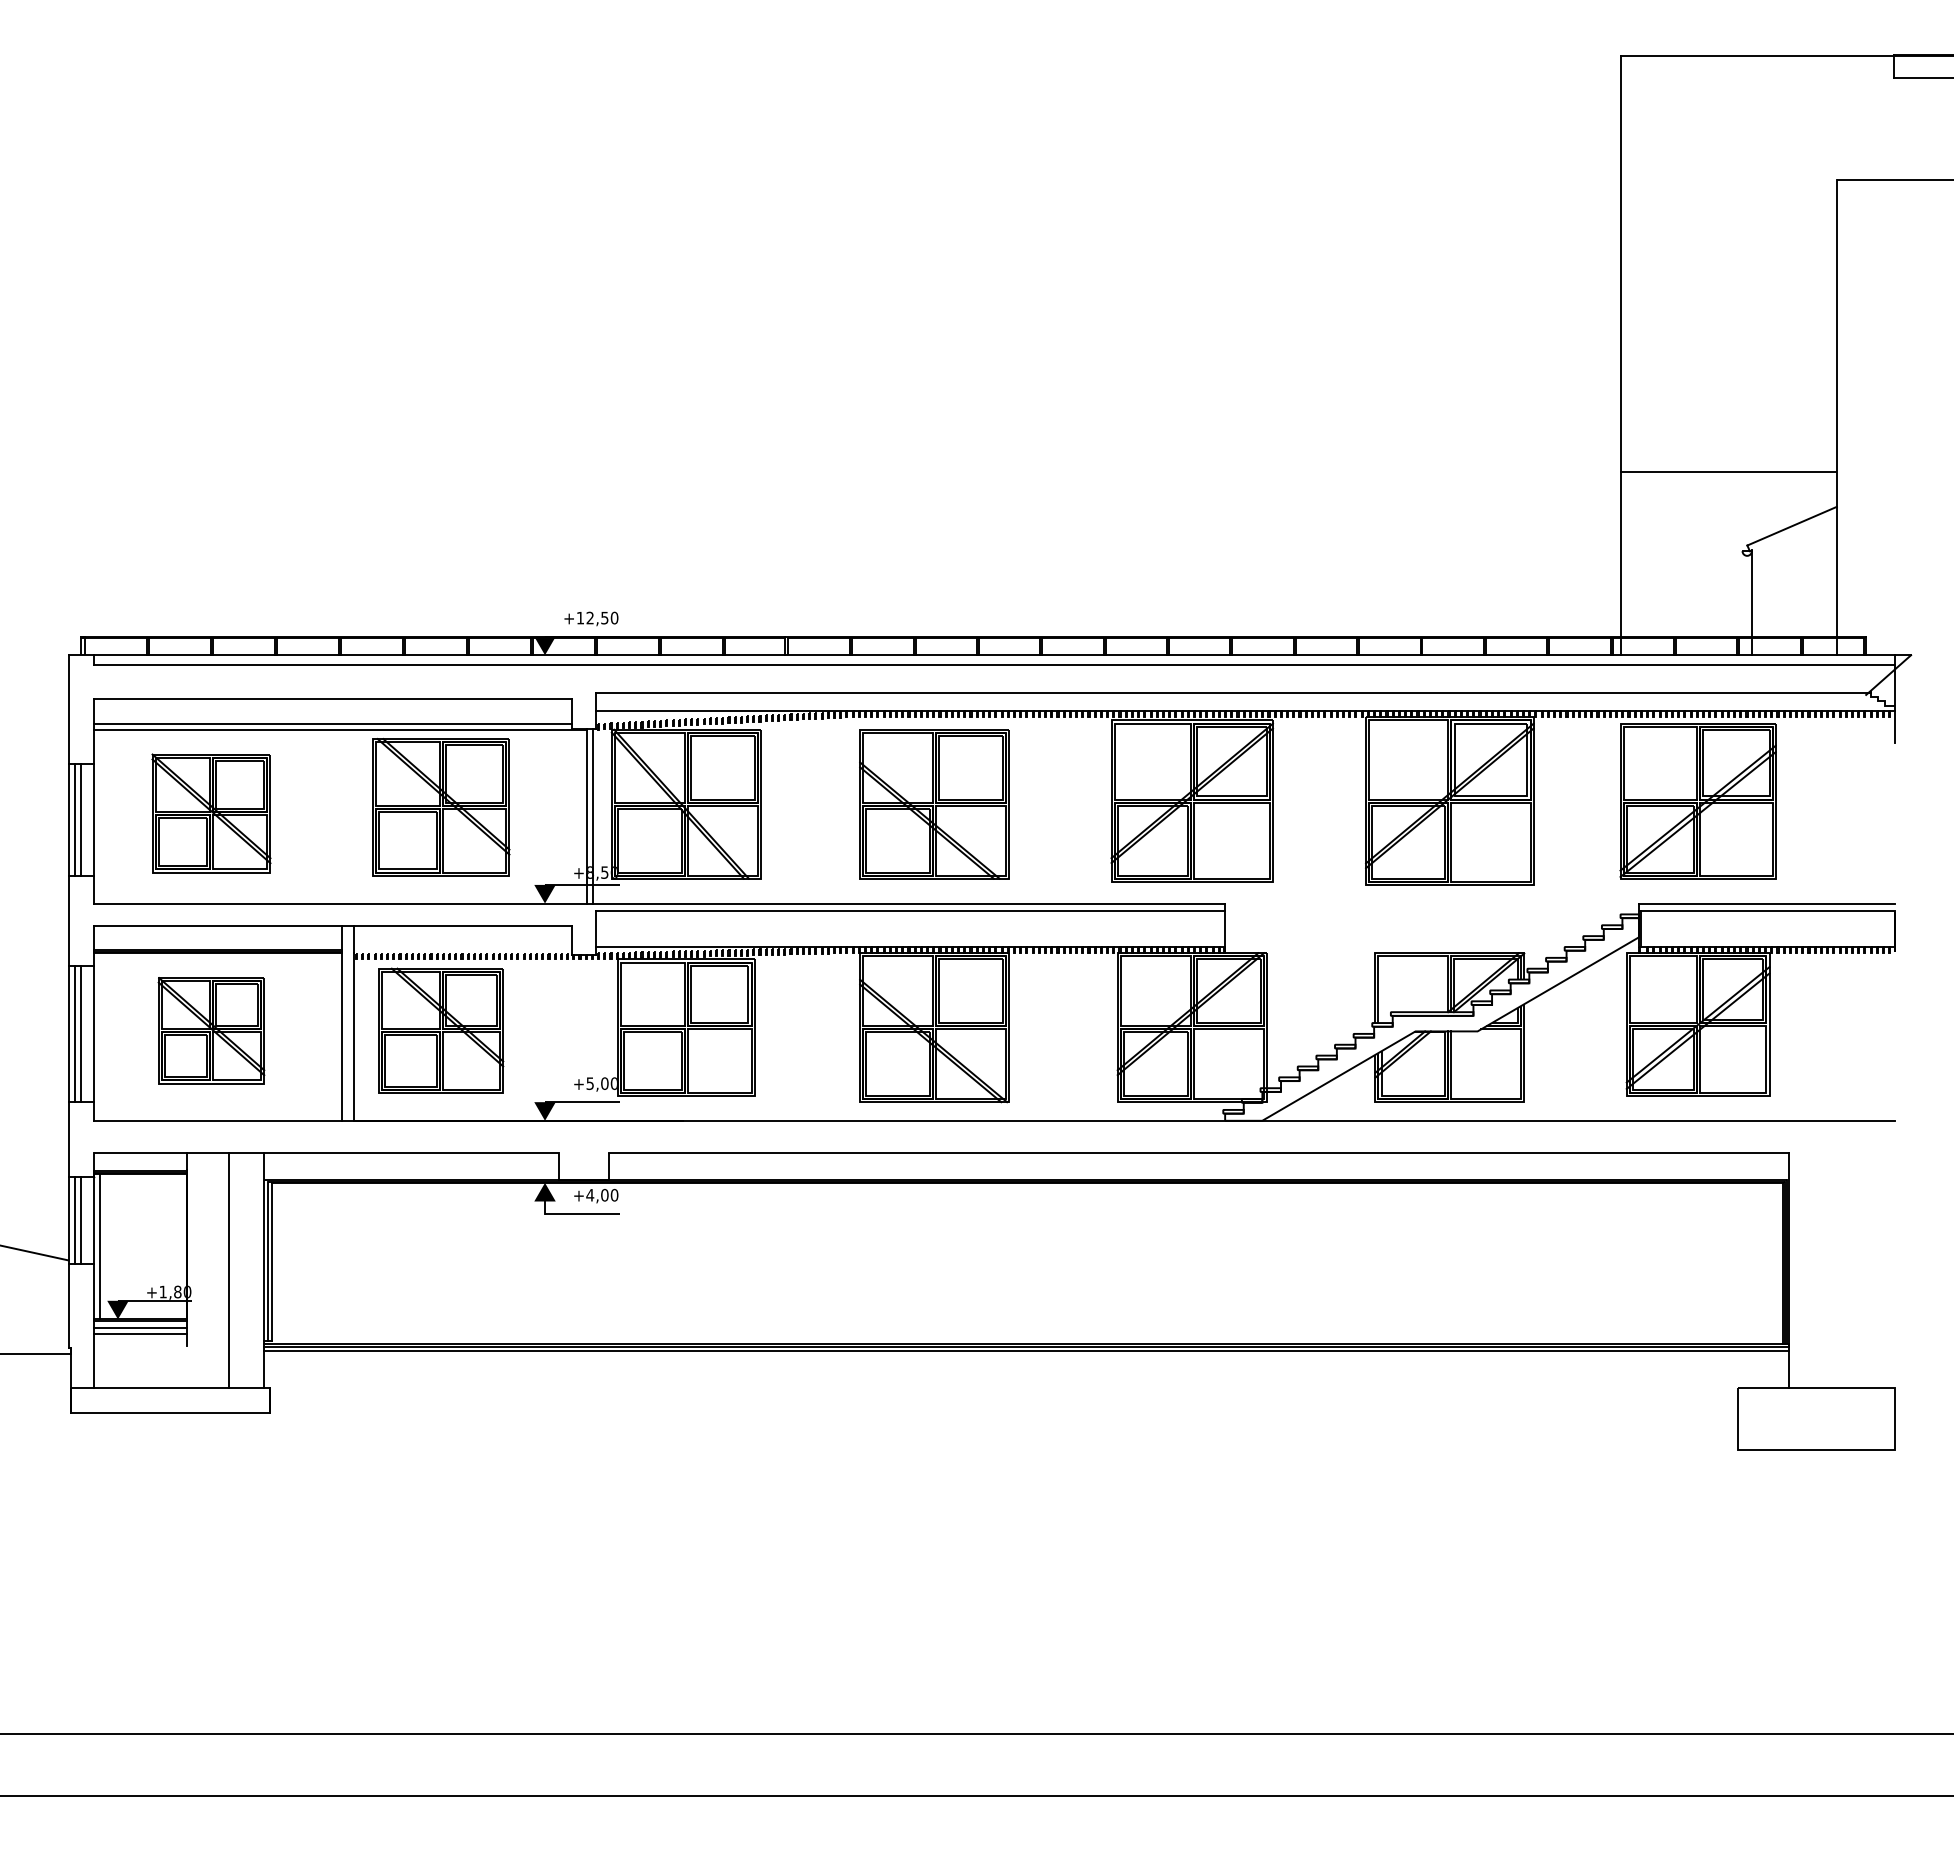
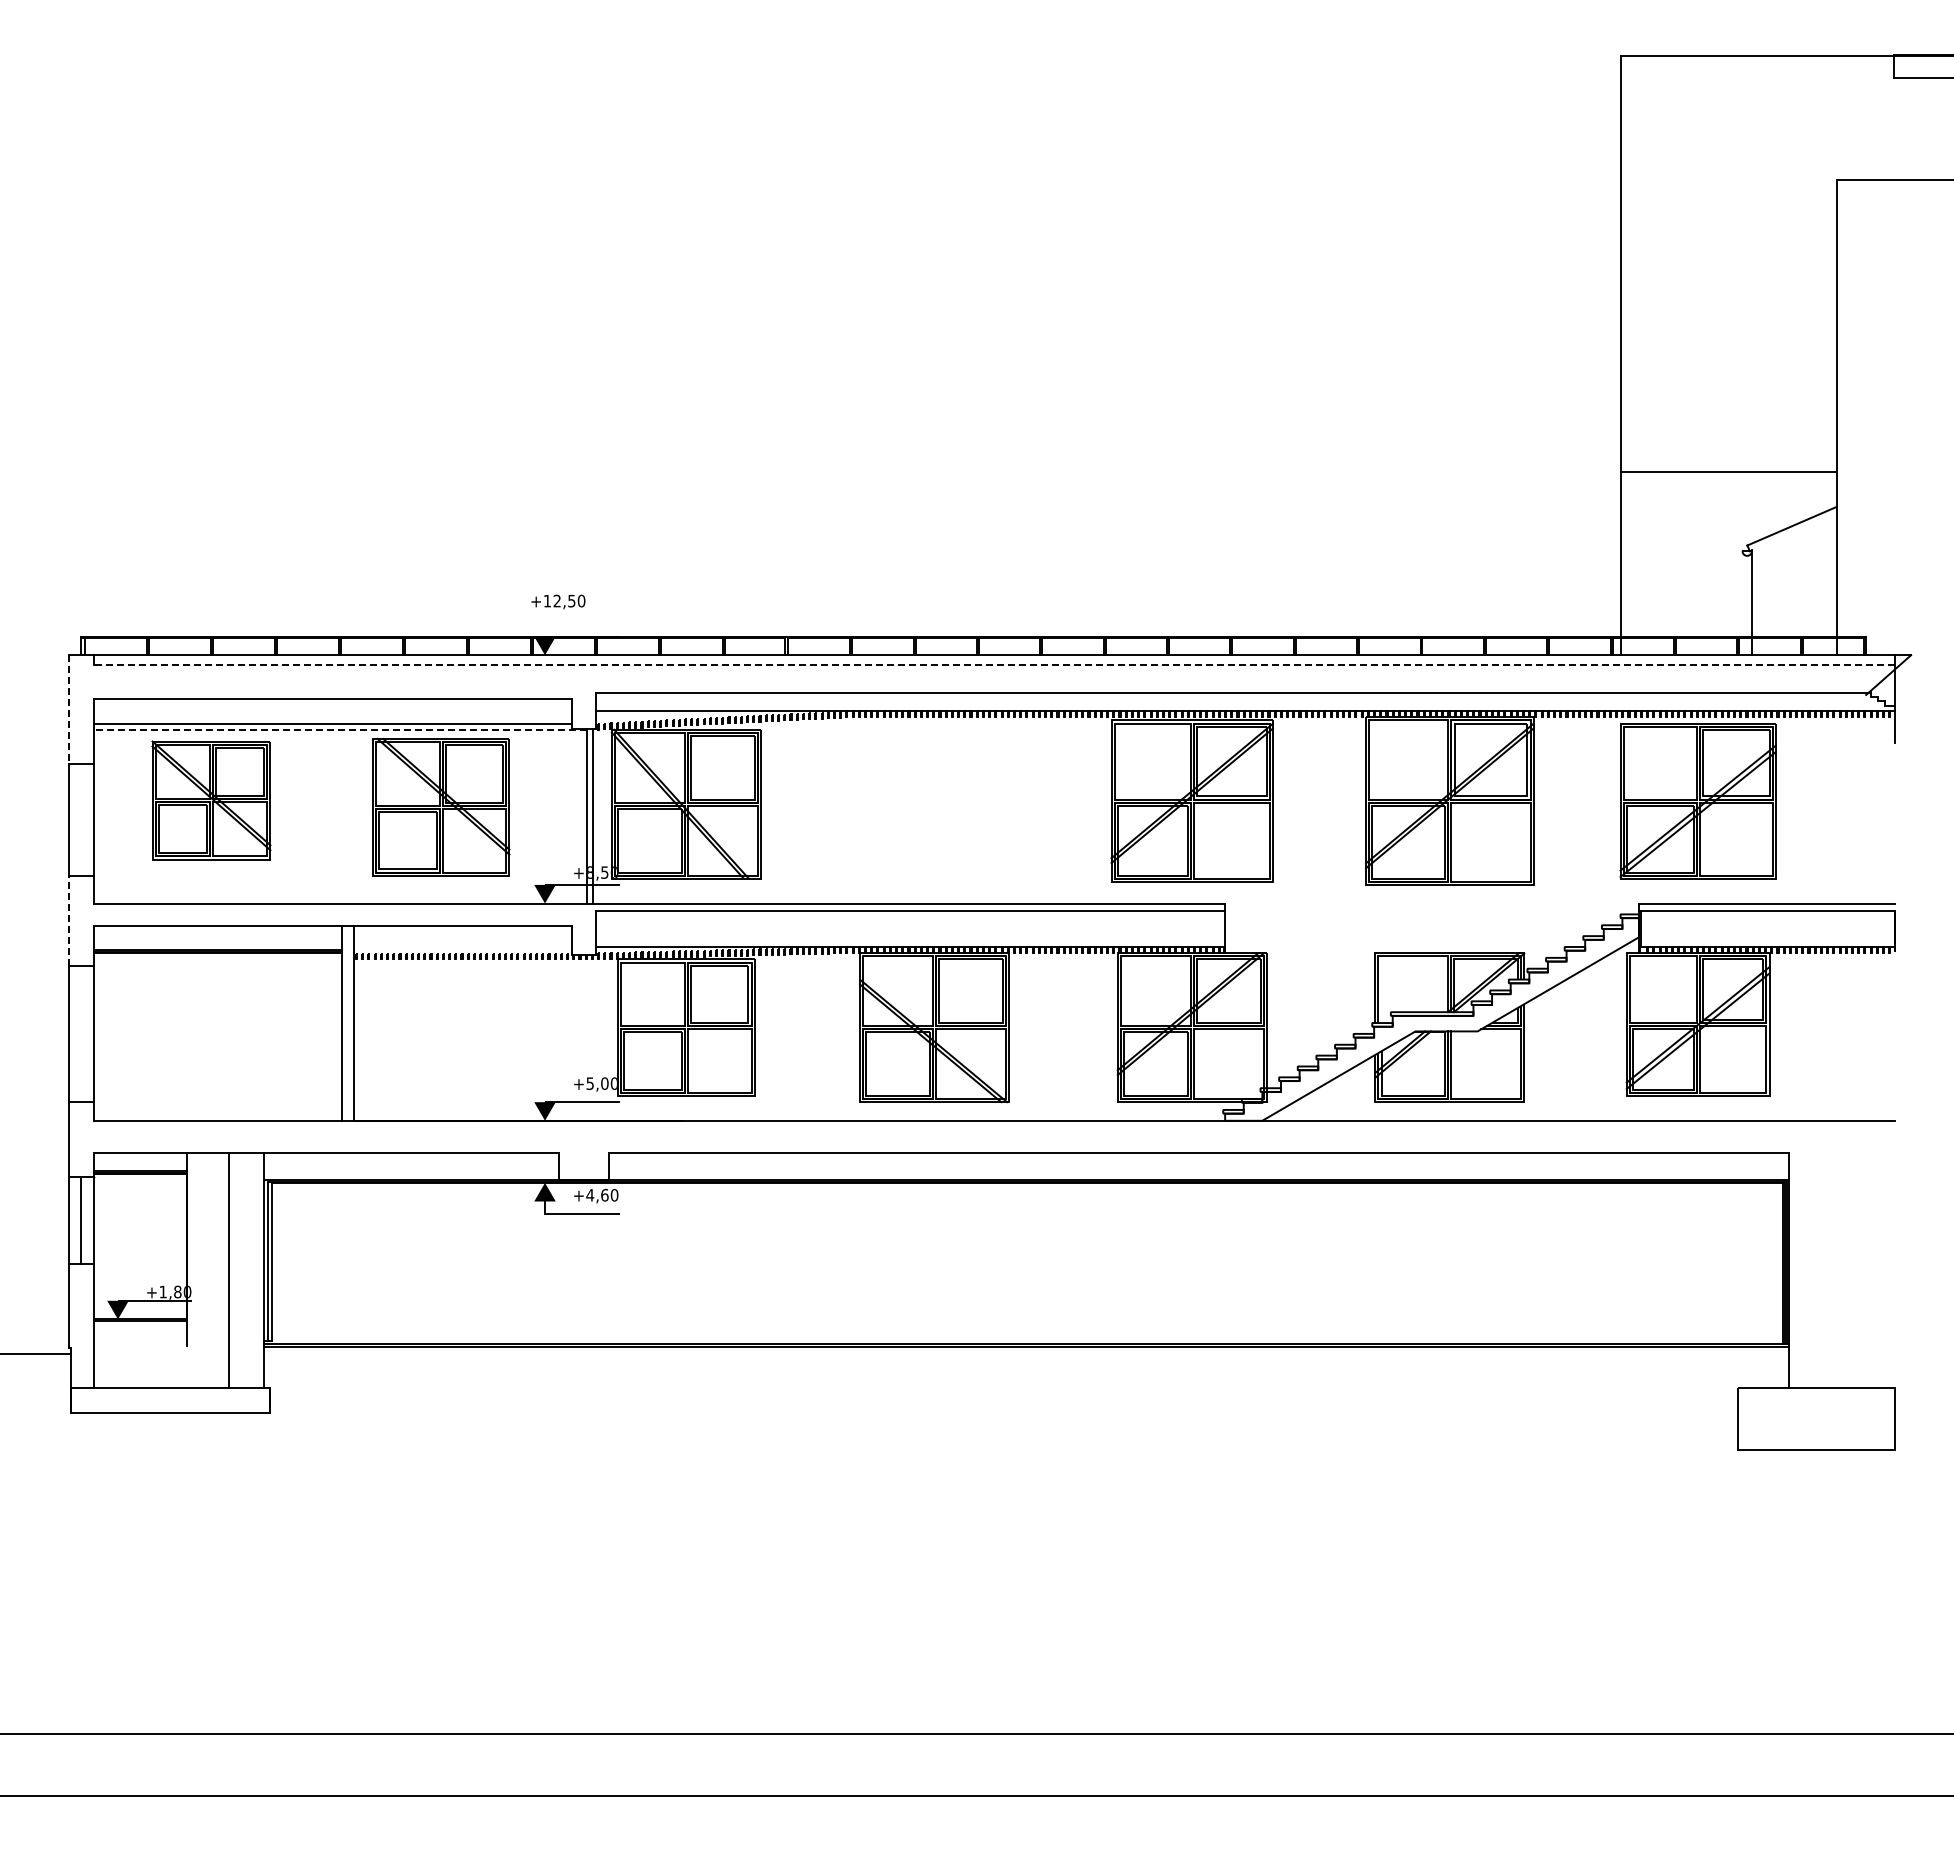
text position: (591, 618) -> (558, 601) (558, 601)
line: solid -> dashed (994, 664)
line: solid -> dashed (68, 710)
line: solid -> dashed (340, 729)
part: present -> none (934, 804)
part position: (211, 813) -> (211, 800) (211, 800)
line: present -> none (74, 819)
line: present -> none (81, 819)
line: solid -> dashed (68, 920)
part: present -> none (211, 1030)
part: present -> none (441, 1030)
line: present -> none (74, 1033)
line: present -> none (81, 1033)
text: +4,00 -> +4,60 (604, 1195)
line: present -> none (74, 1219)
line: present -> none (99, 1246)
line: present -> none (35, 1252)
line: present -> none (139, 1327)
line: present -> none (139, 1333)
line: present -> none (1026, 1351)
